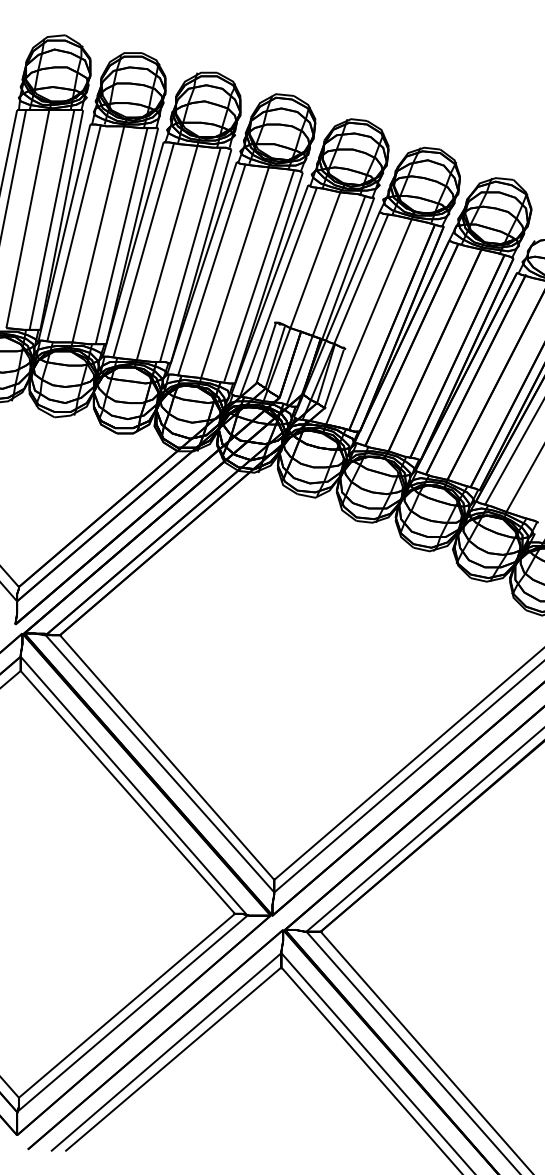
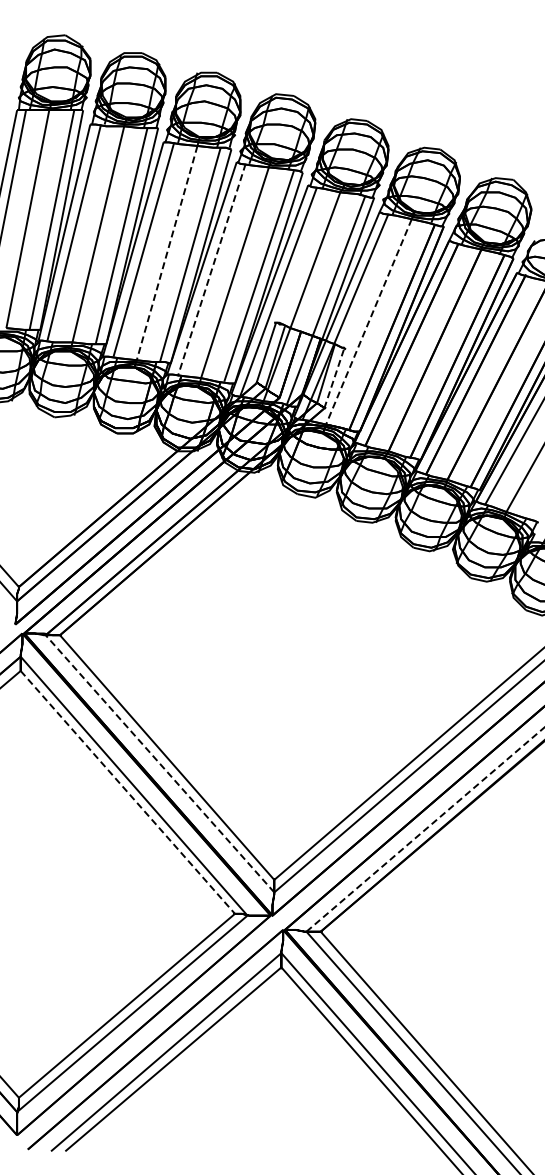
line: solid -> dashed (167, 253)
line: solid -> dashed (211, 270)
line: solid -> dashed (368, 322)
line: solid -> dashed (334, 378)
line: solid -> dashed (159, 763)
line: solid -> dashed (127, 792)
line: solid -> dashed (425, 829)
